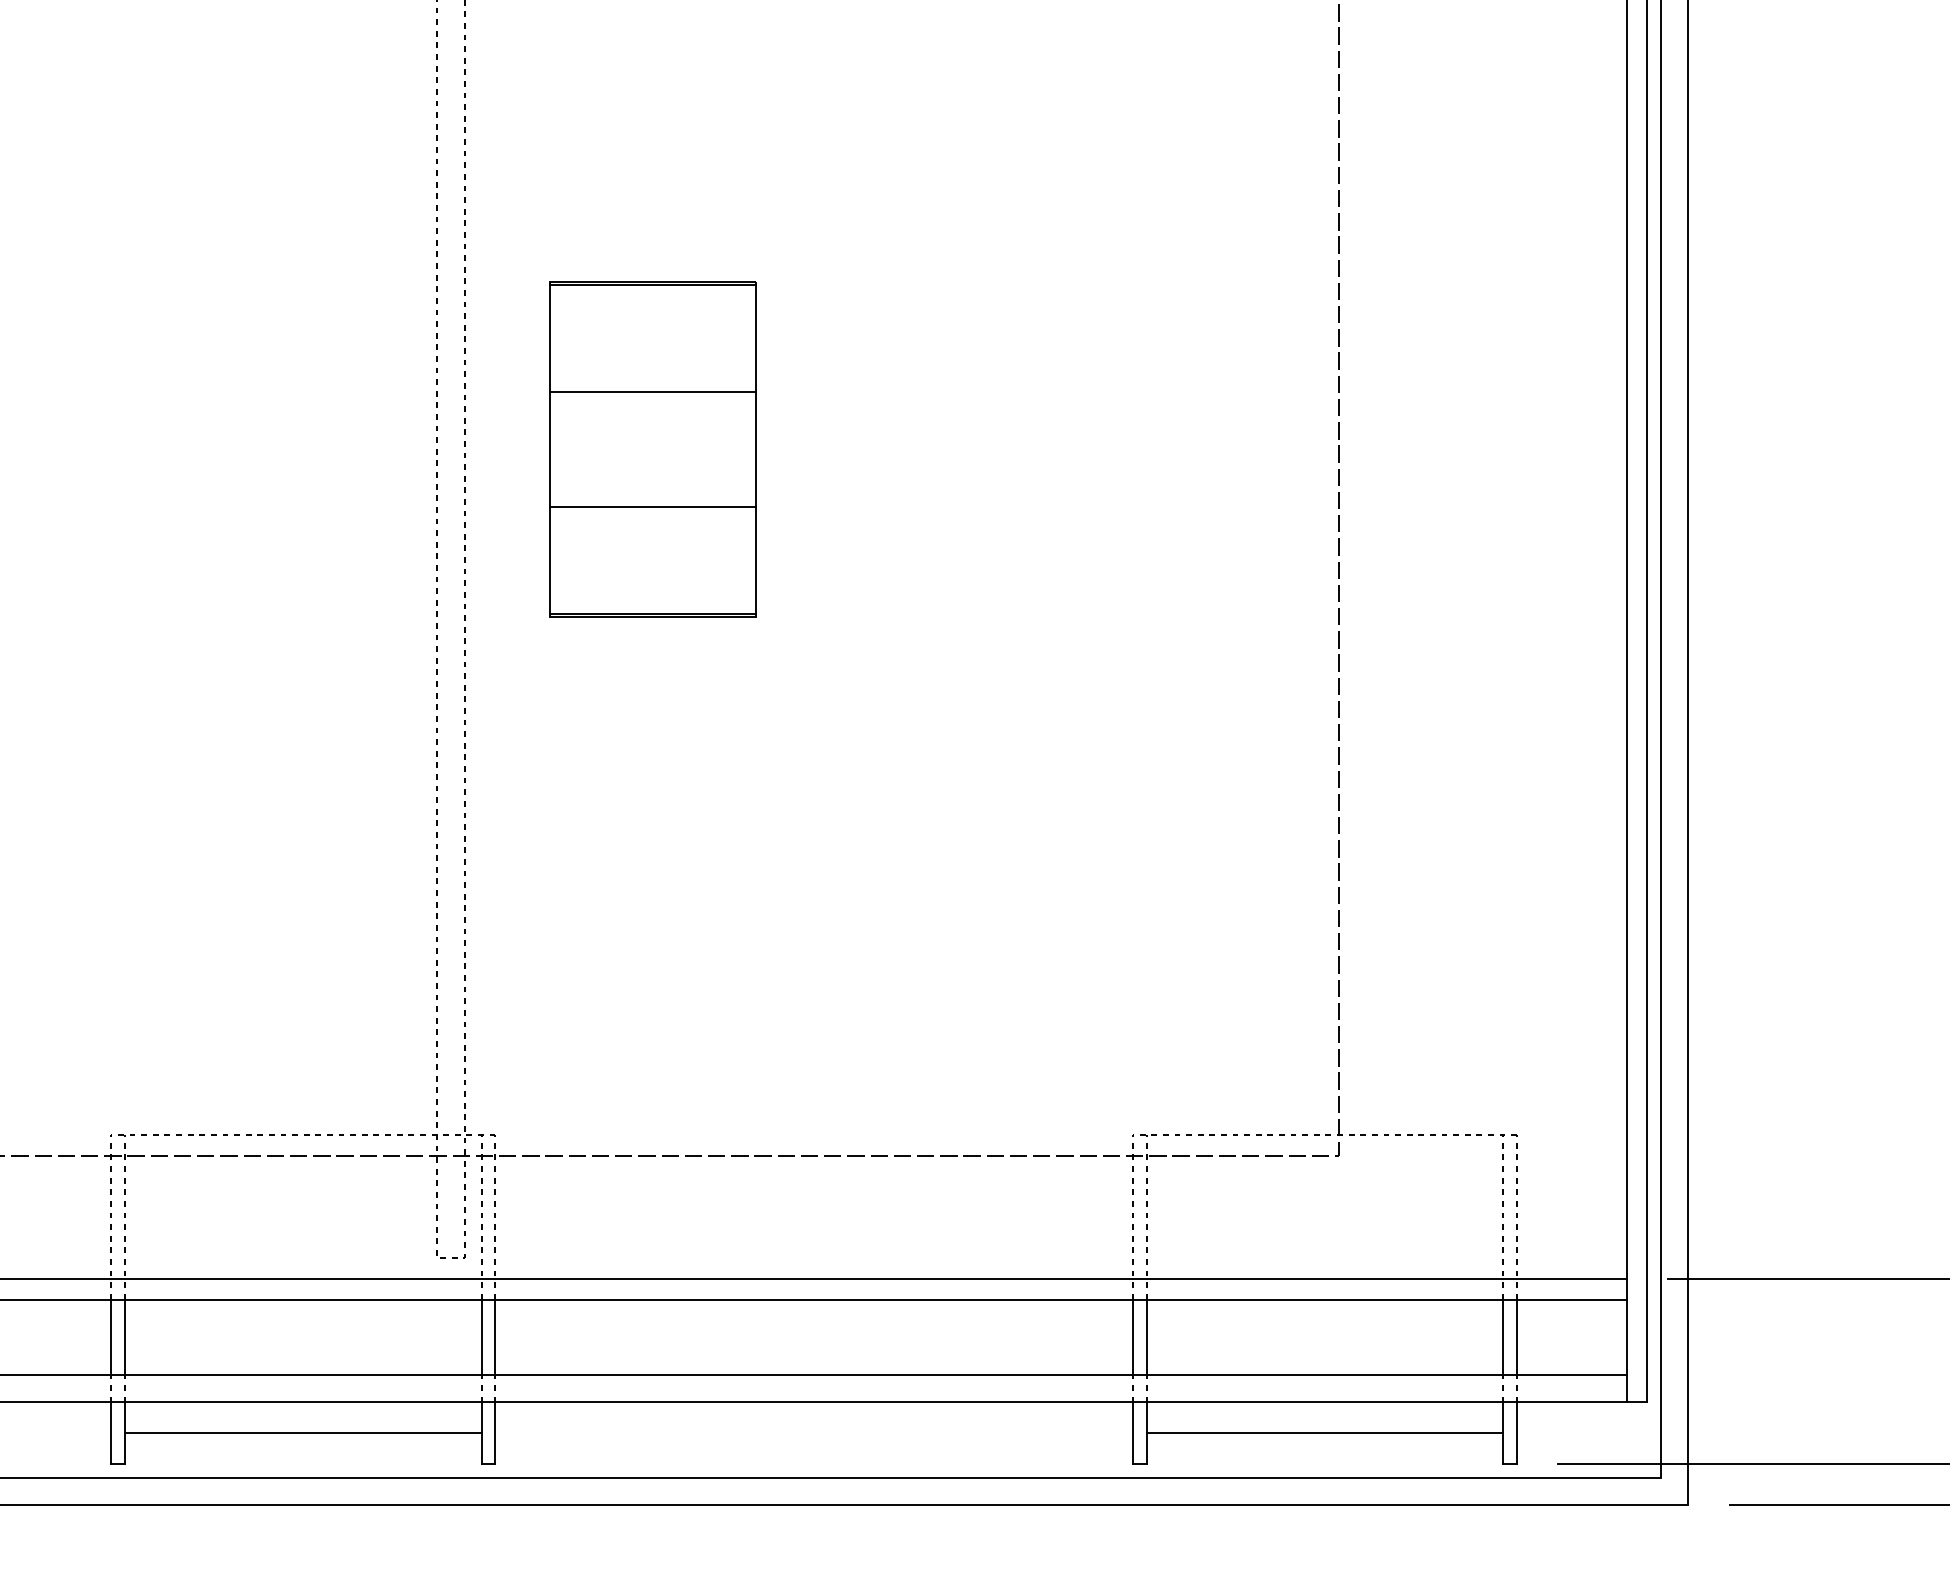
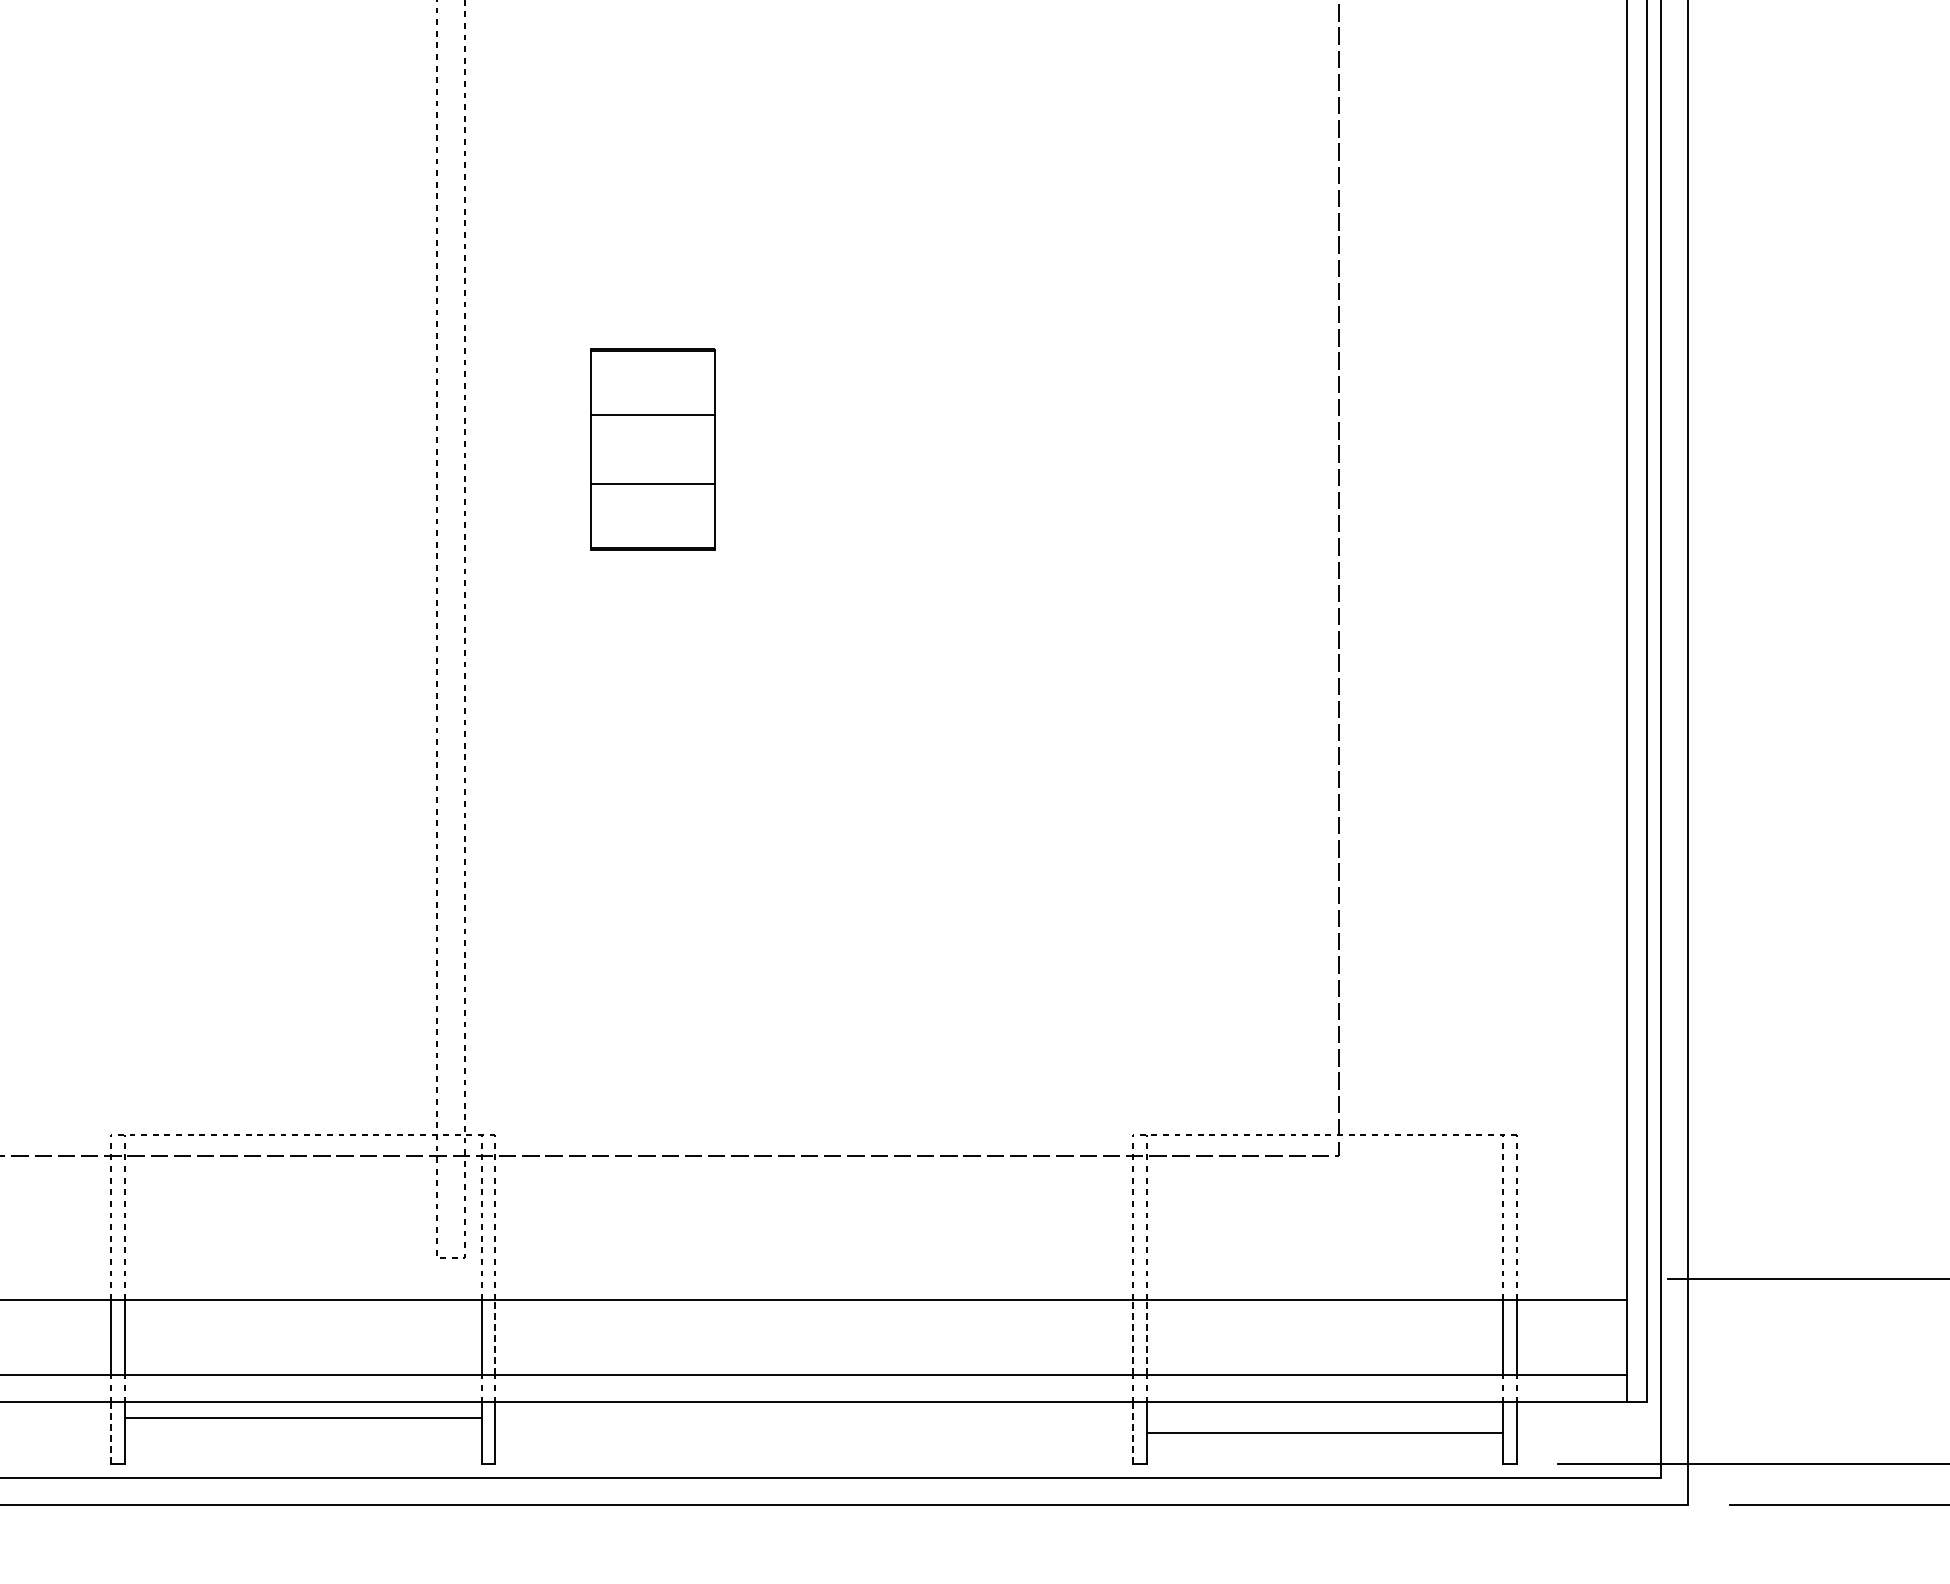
part size: 208x337 px -> 126x203 px (652, 449)
line: present -> none (814, 1279)
line: solid -> dashed (495, 1337)
line: solid -> dashed (1133, 1337)
line: solid -> dashed (1146, 1337)
line: solid -> dashed (111, 1433)
line position: (303, 1433) -> (303, 1418) (303, 1418)
line: solid -> dashed (1133, 1433)
